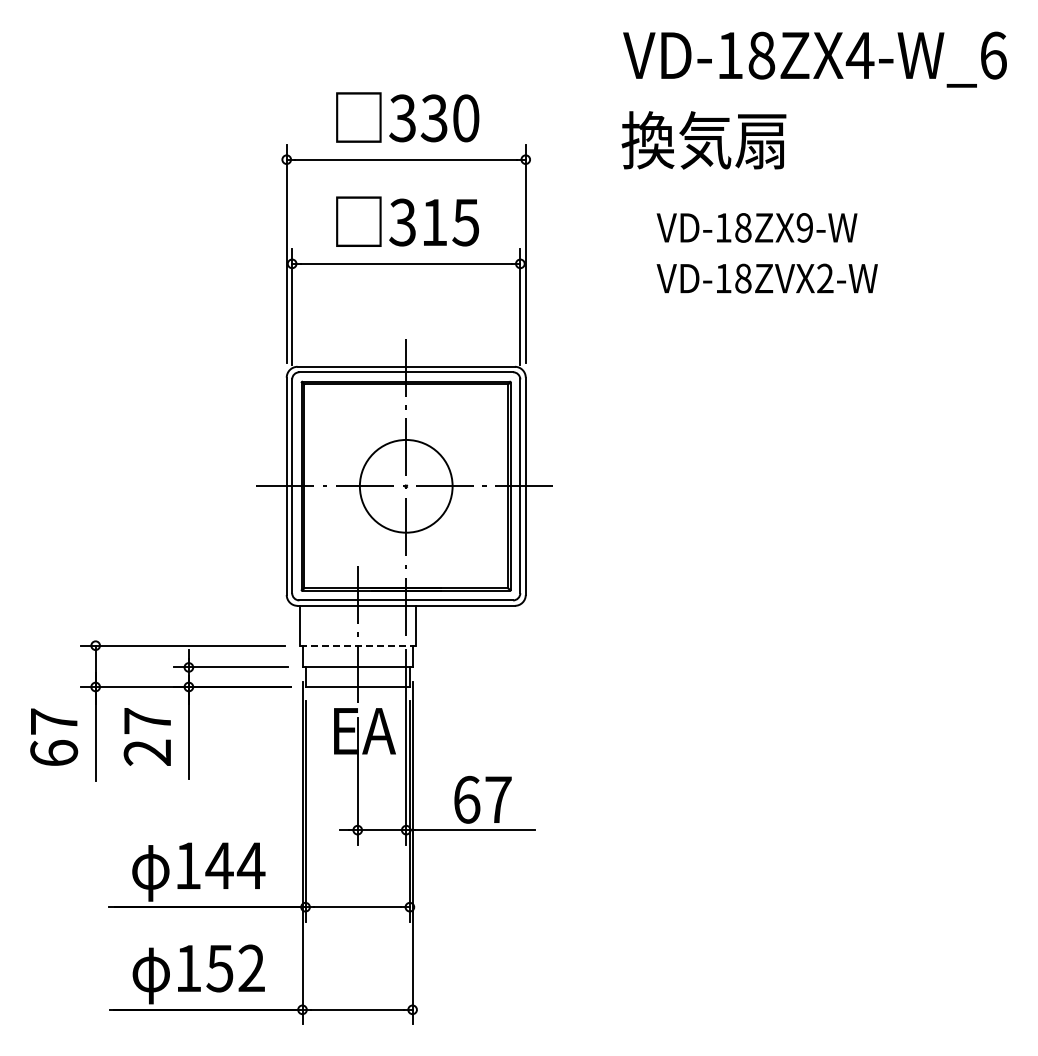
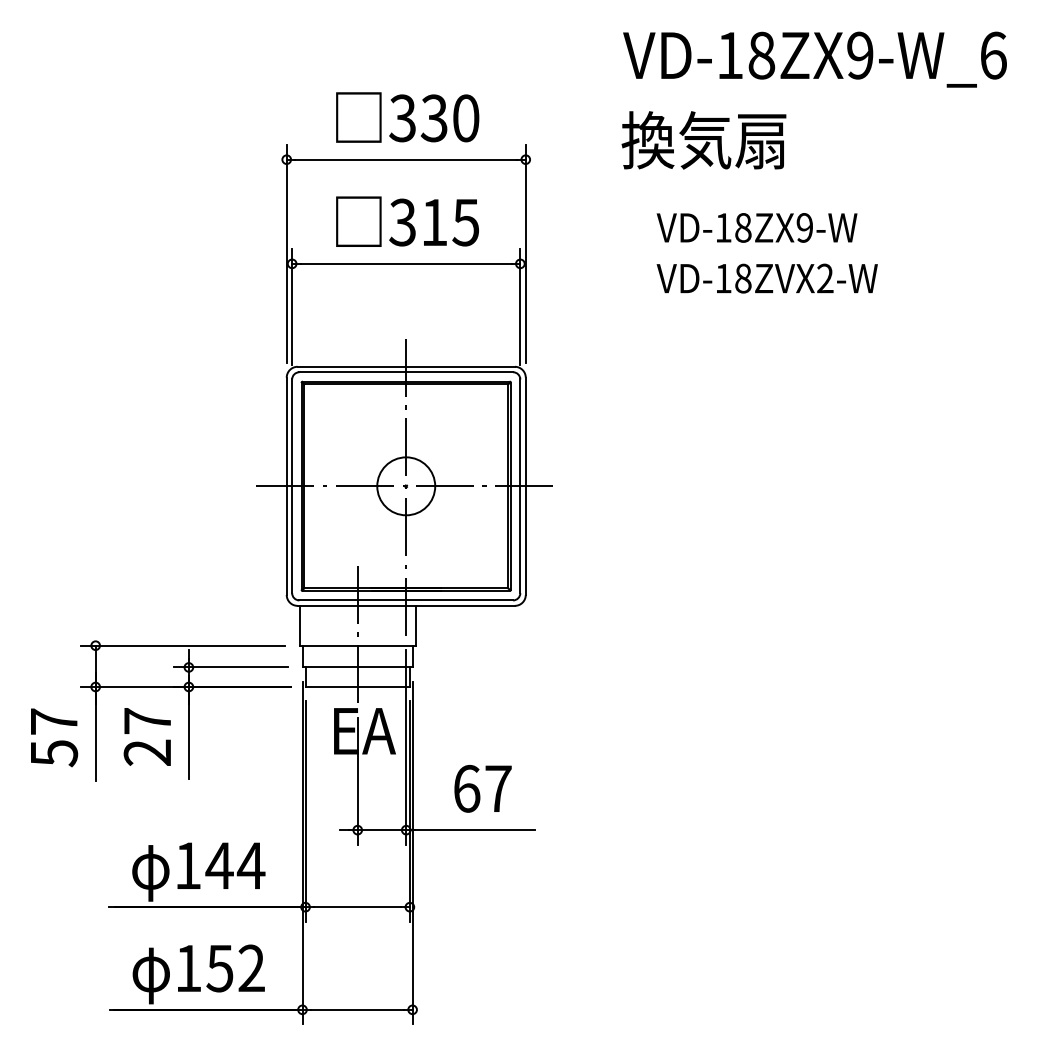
text: VD-18ZX4-W_6 -> VD-18ZX9-W_6 (859, 55)
circle diameter: 93 px -> 58 px (406, 486)
line: dashed -> solid (357, 645)
text: 67 -> 57 (54, 753)
text position: (482, 799) -> (482, 788) (482, 788)
